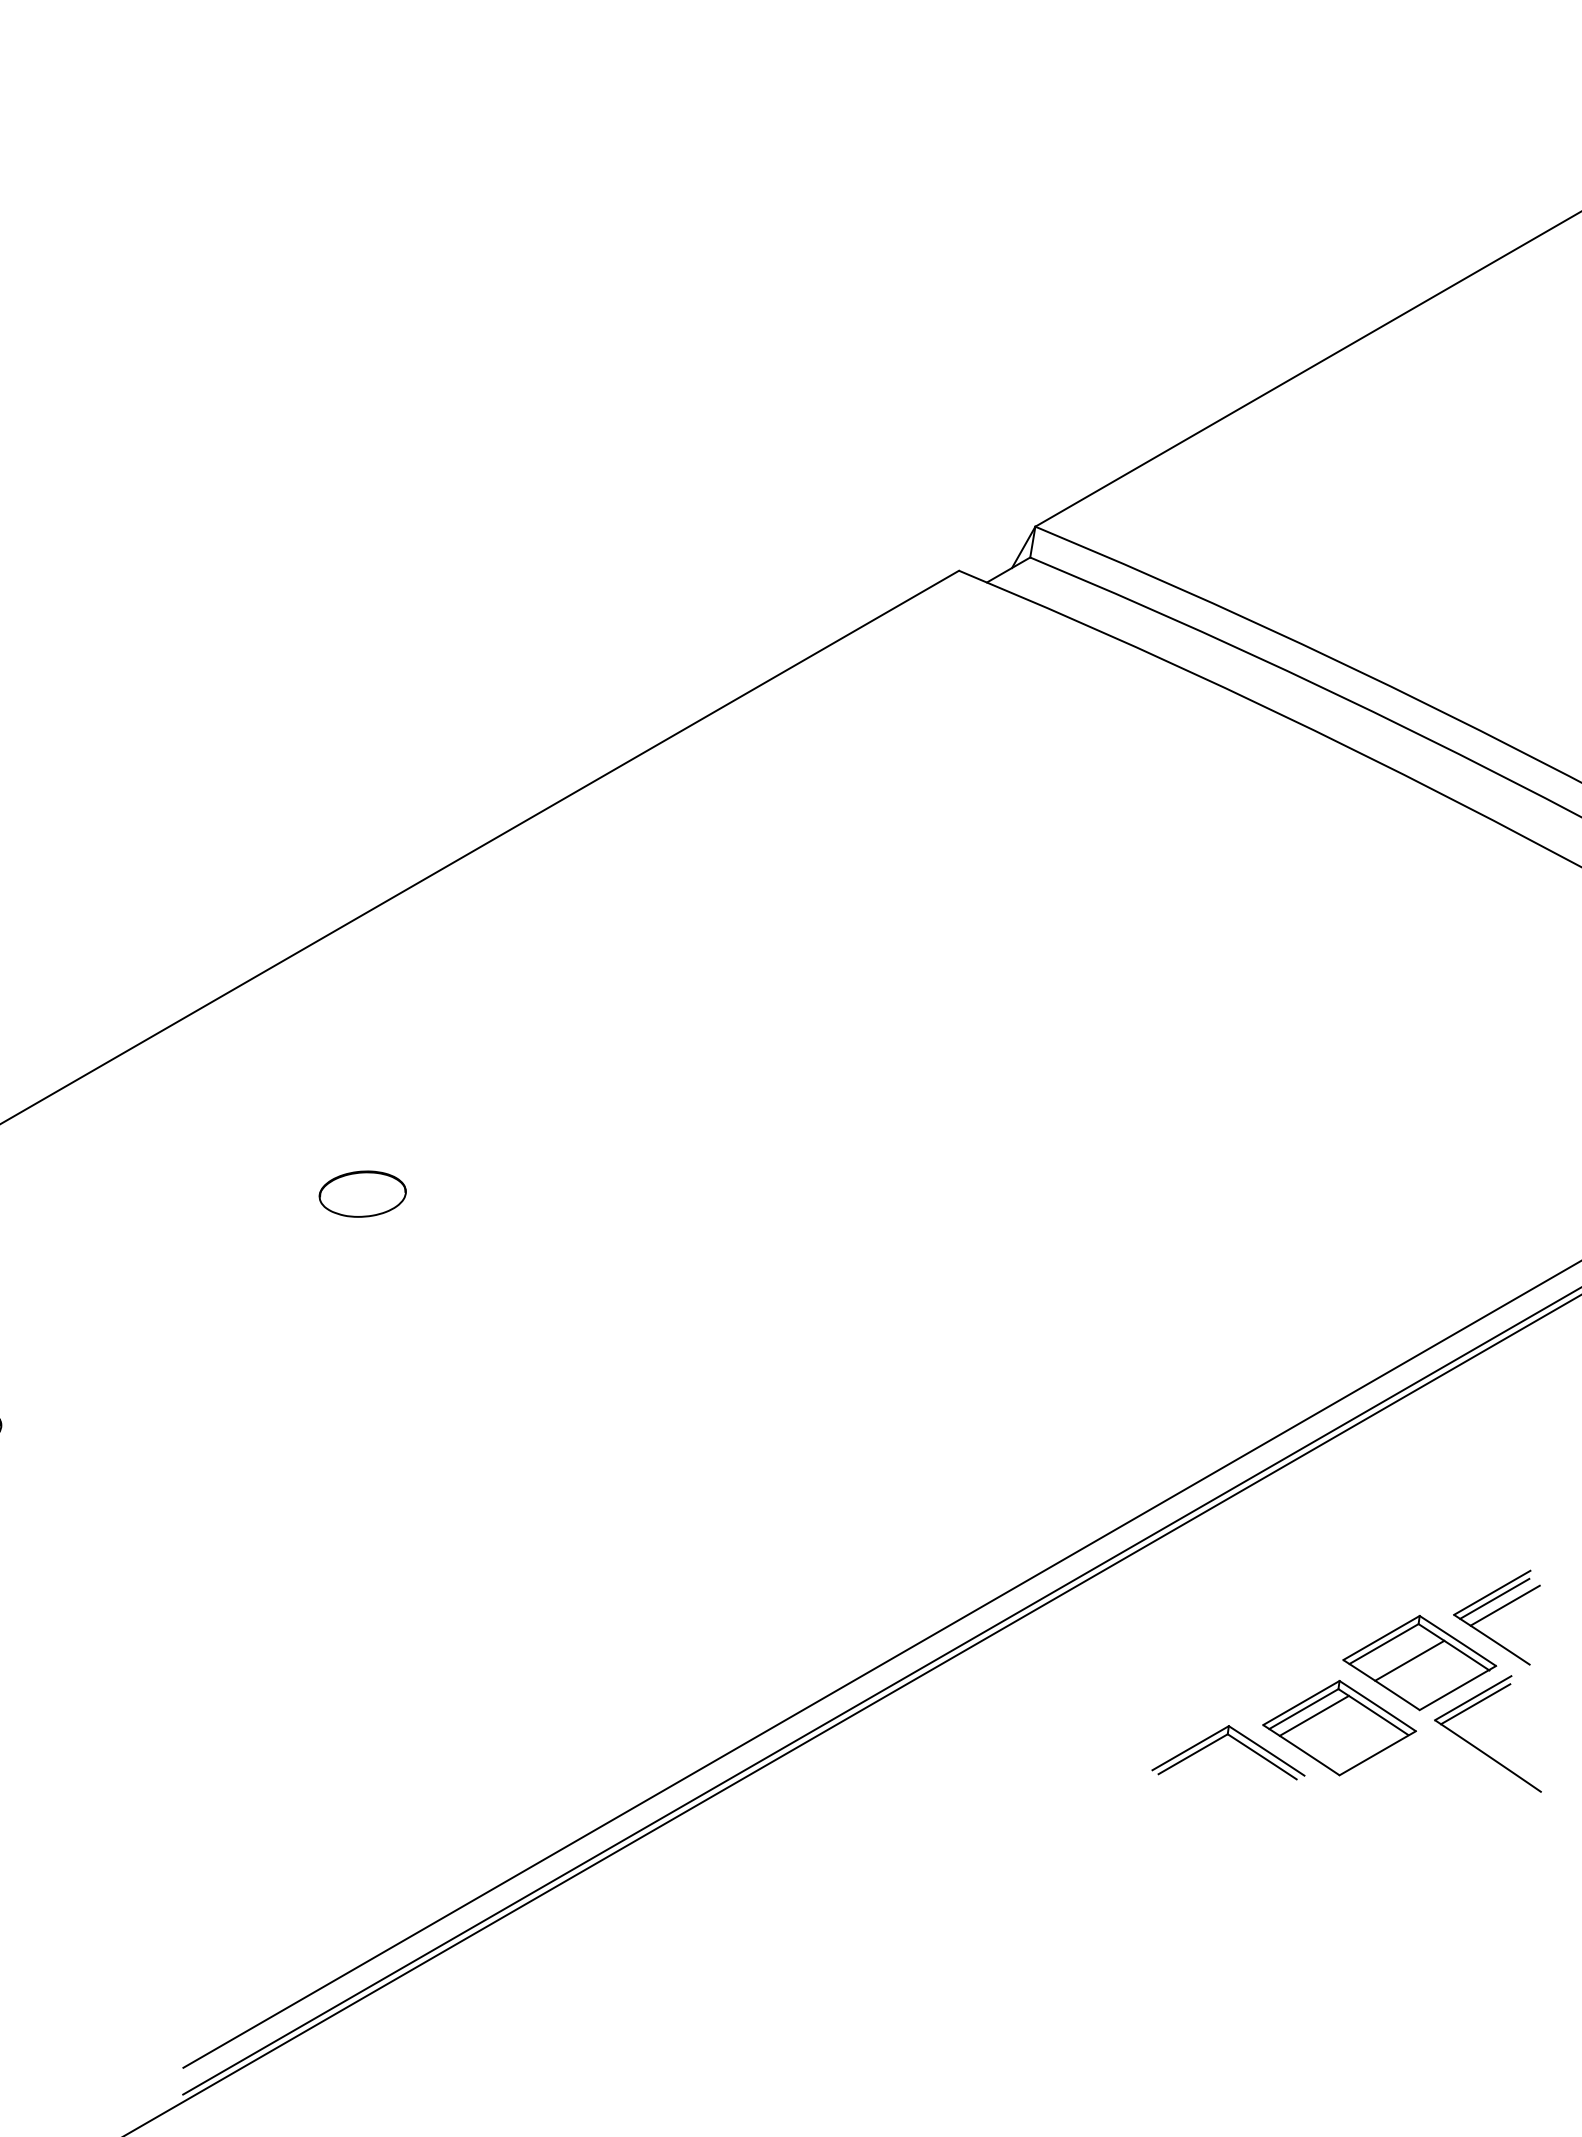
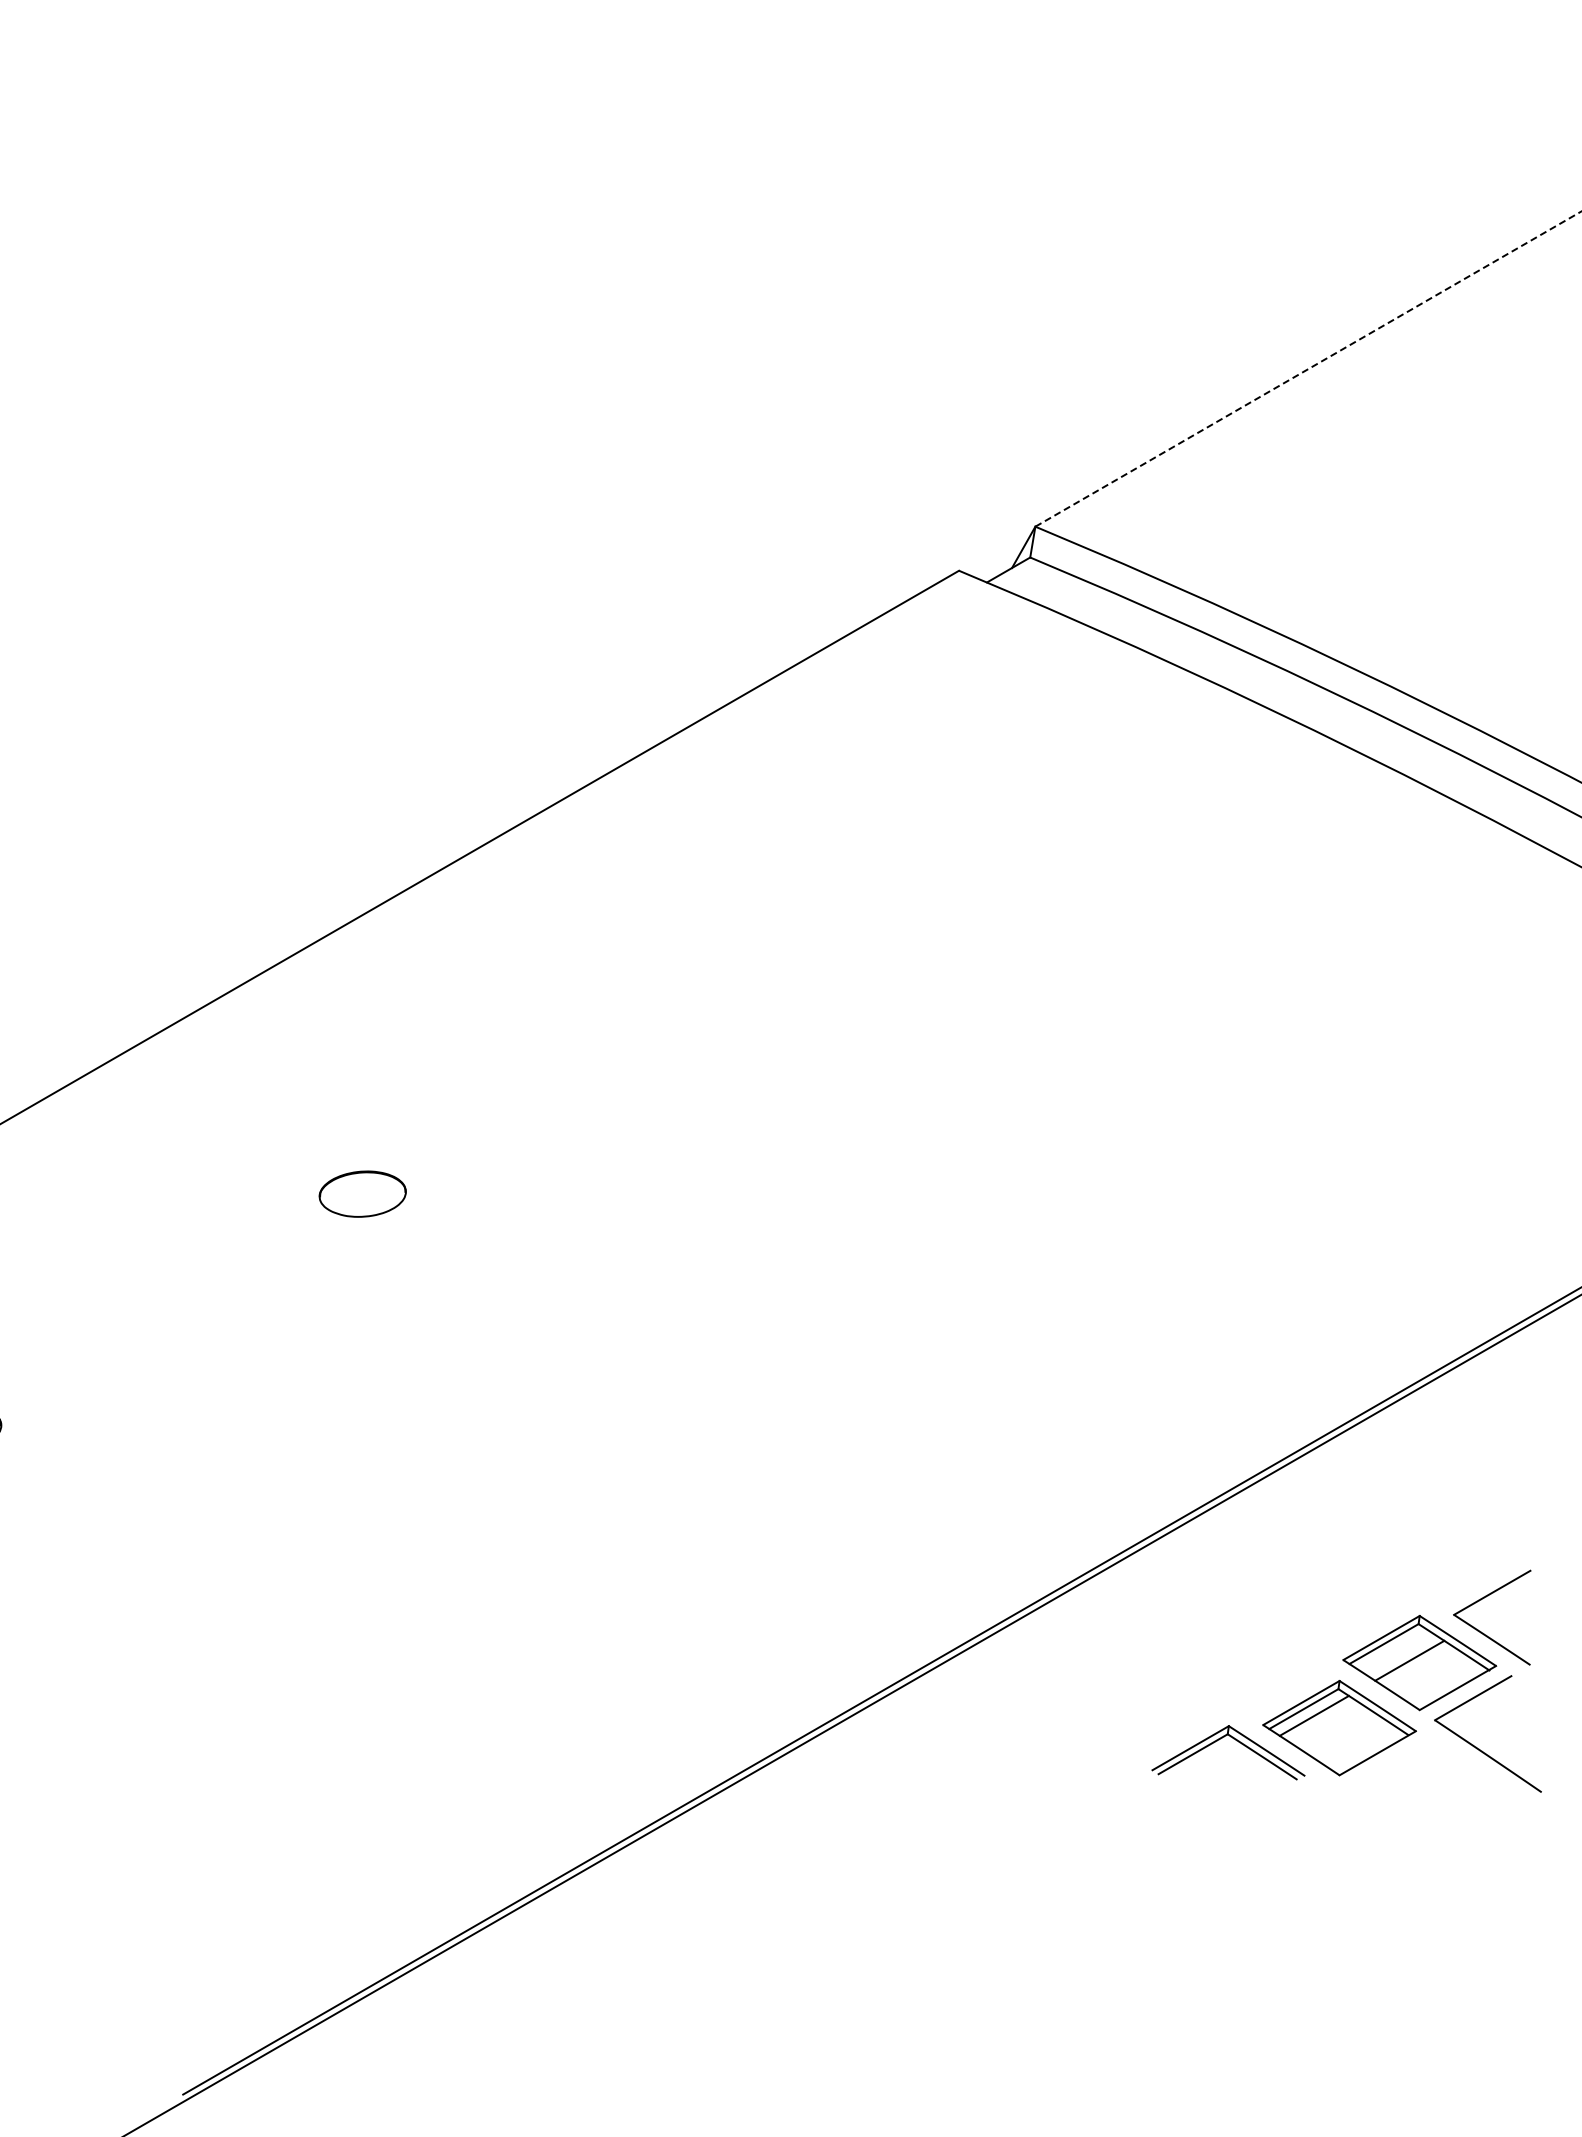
line: solid -> dashed (1308, 368)
line: present -> none (1494, 1598)
line: present -> none (1504, 1605)
line: present -> none (880, 1664)
line: present -> none (1475, 1704)
